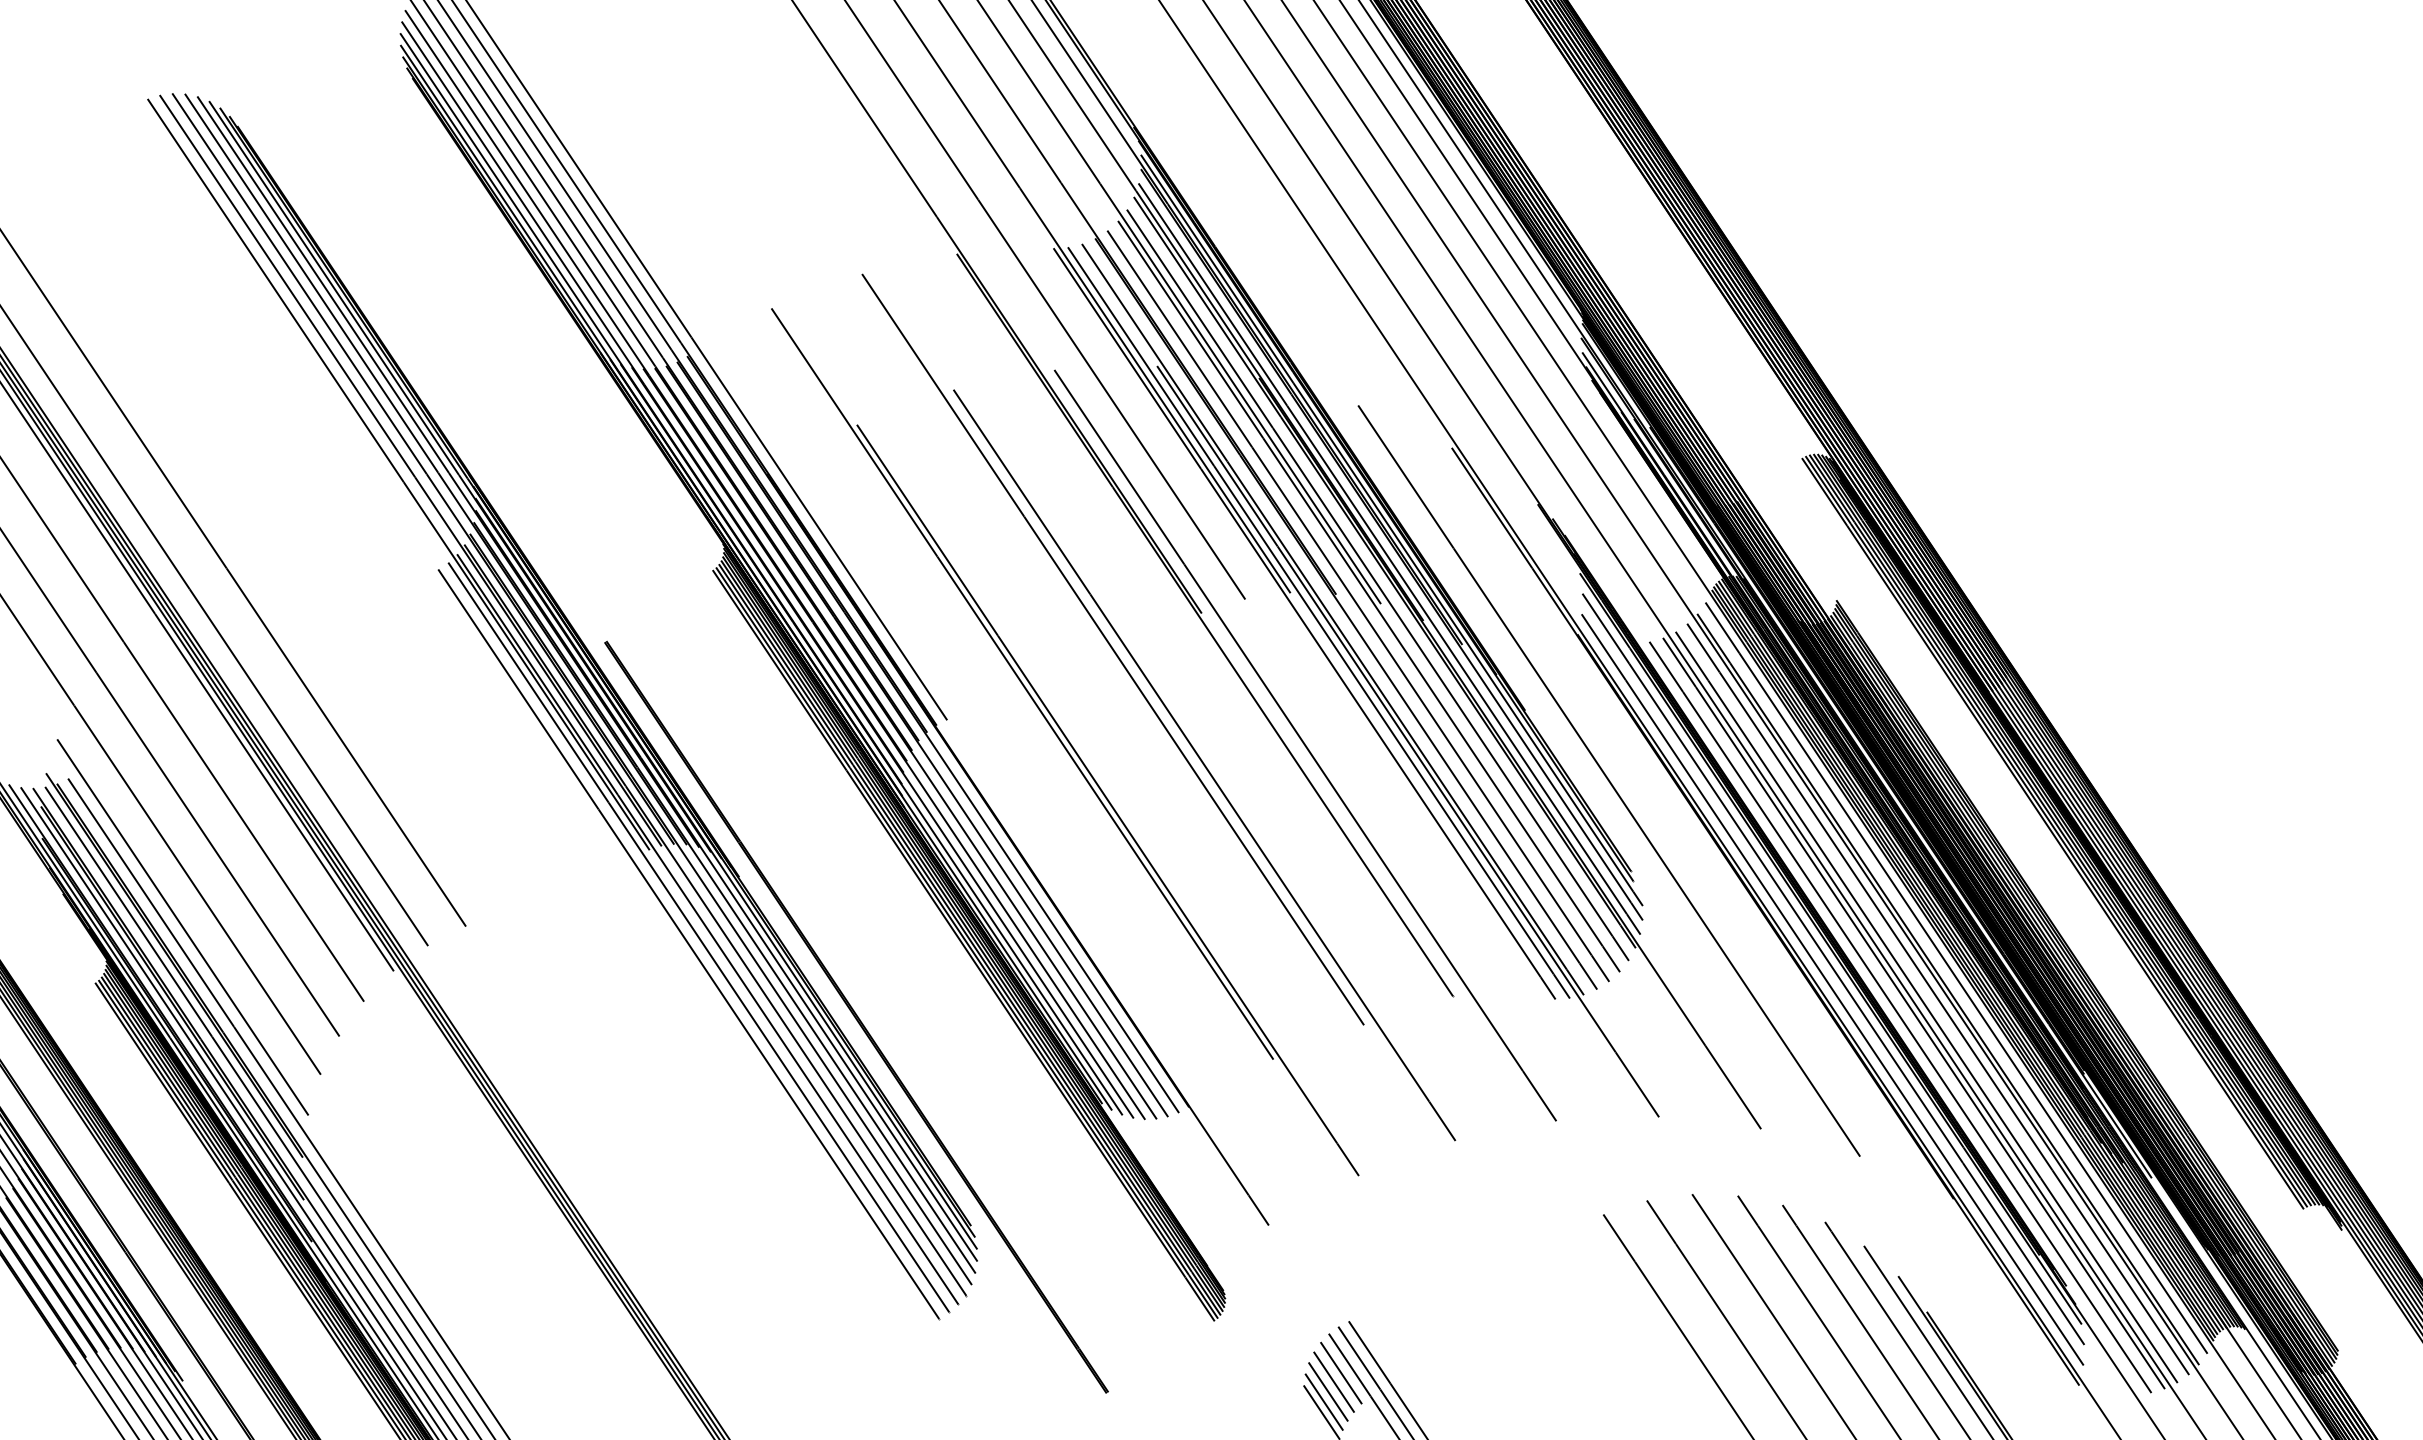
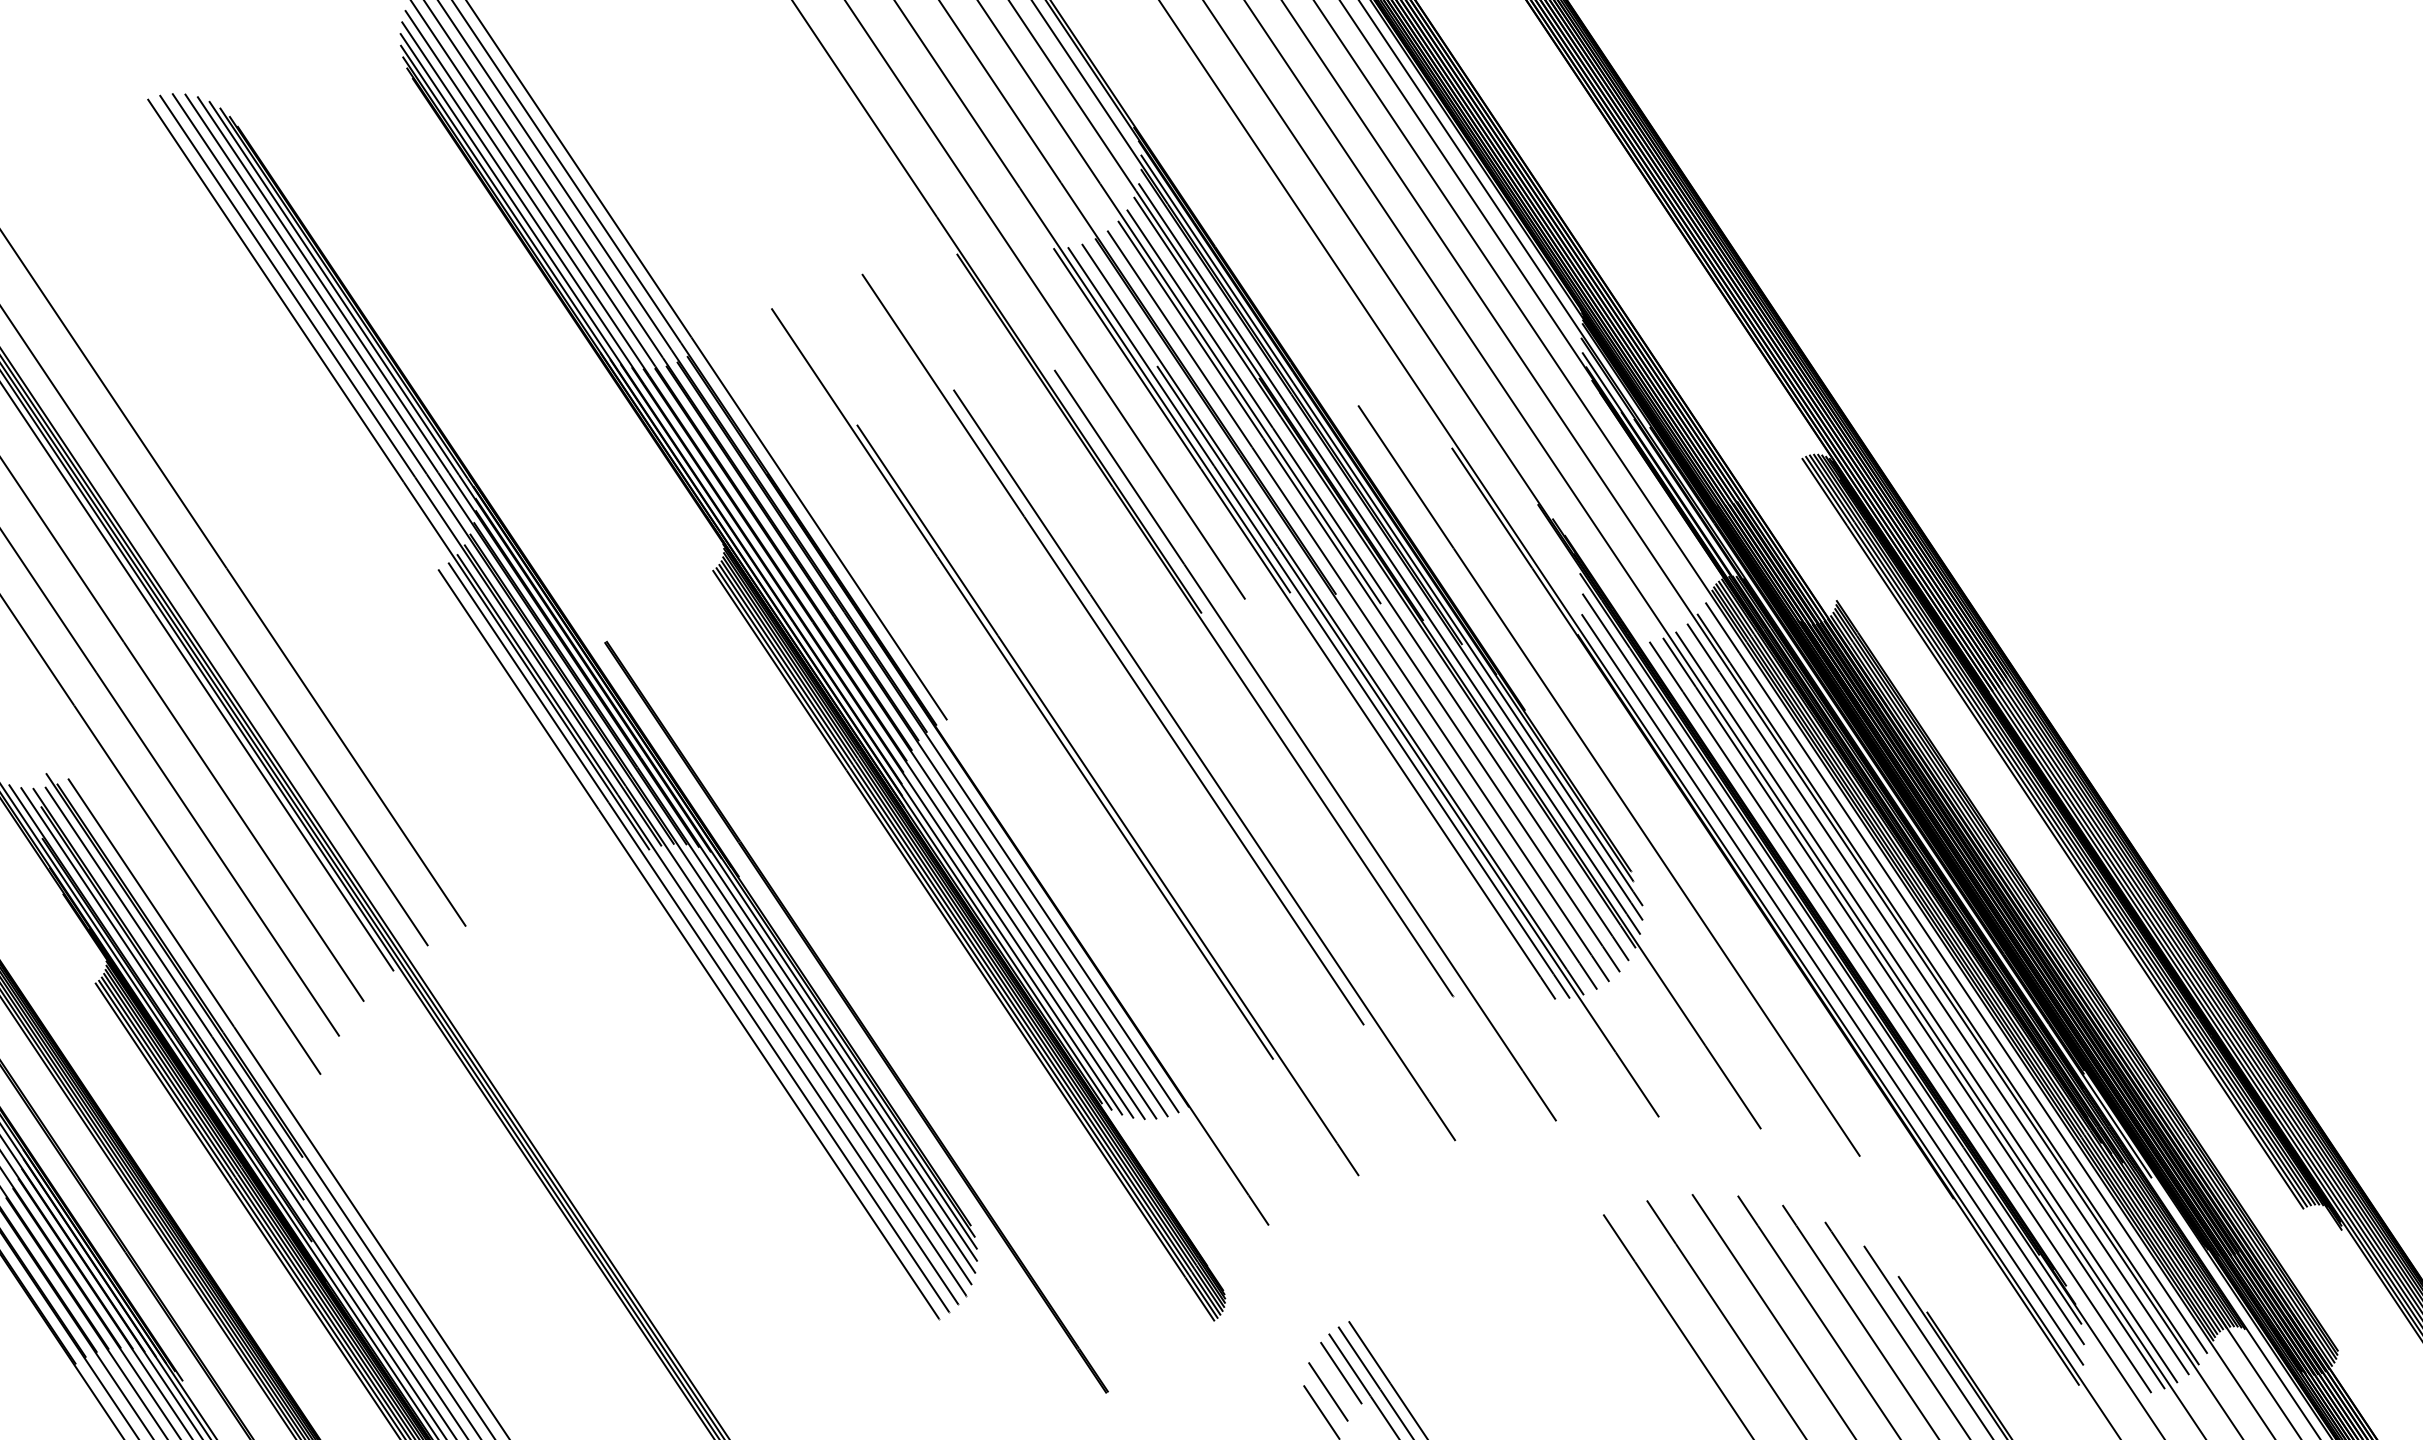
line: present -> none (182, 927)
line: present -> none (1333, 1381)
line: present -> none (1324, 1401)
